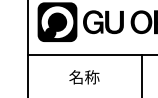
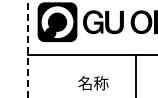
line: solid -> dashed (28, 48)
line position: (142, 74) -> (136, 74) (136, 74)
text position: (84, 77) -> (93, 83) (93, 83)
